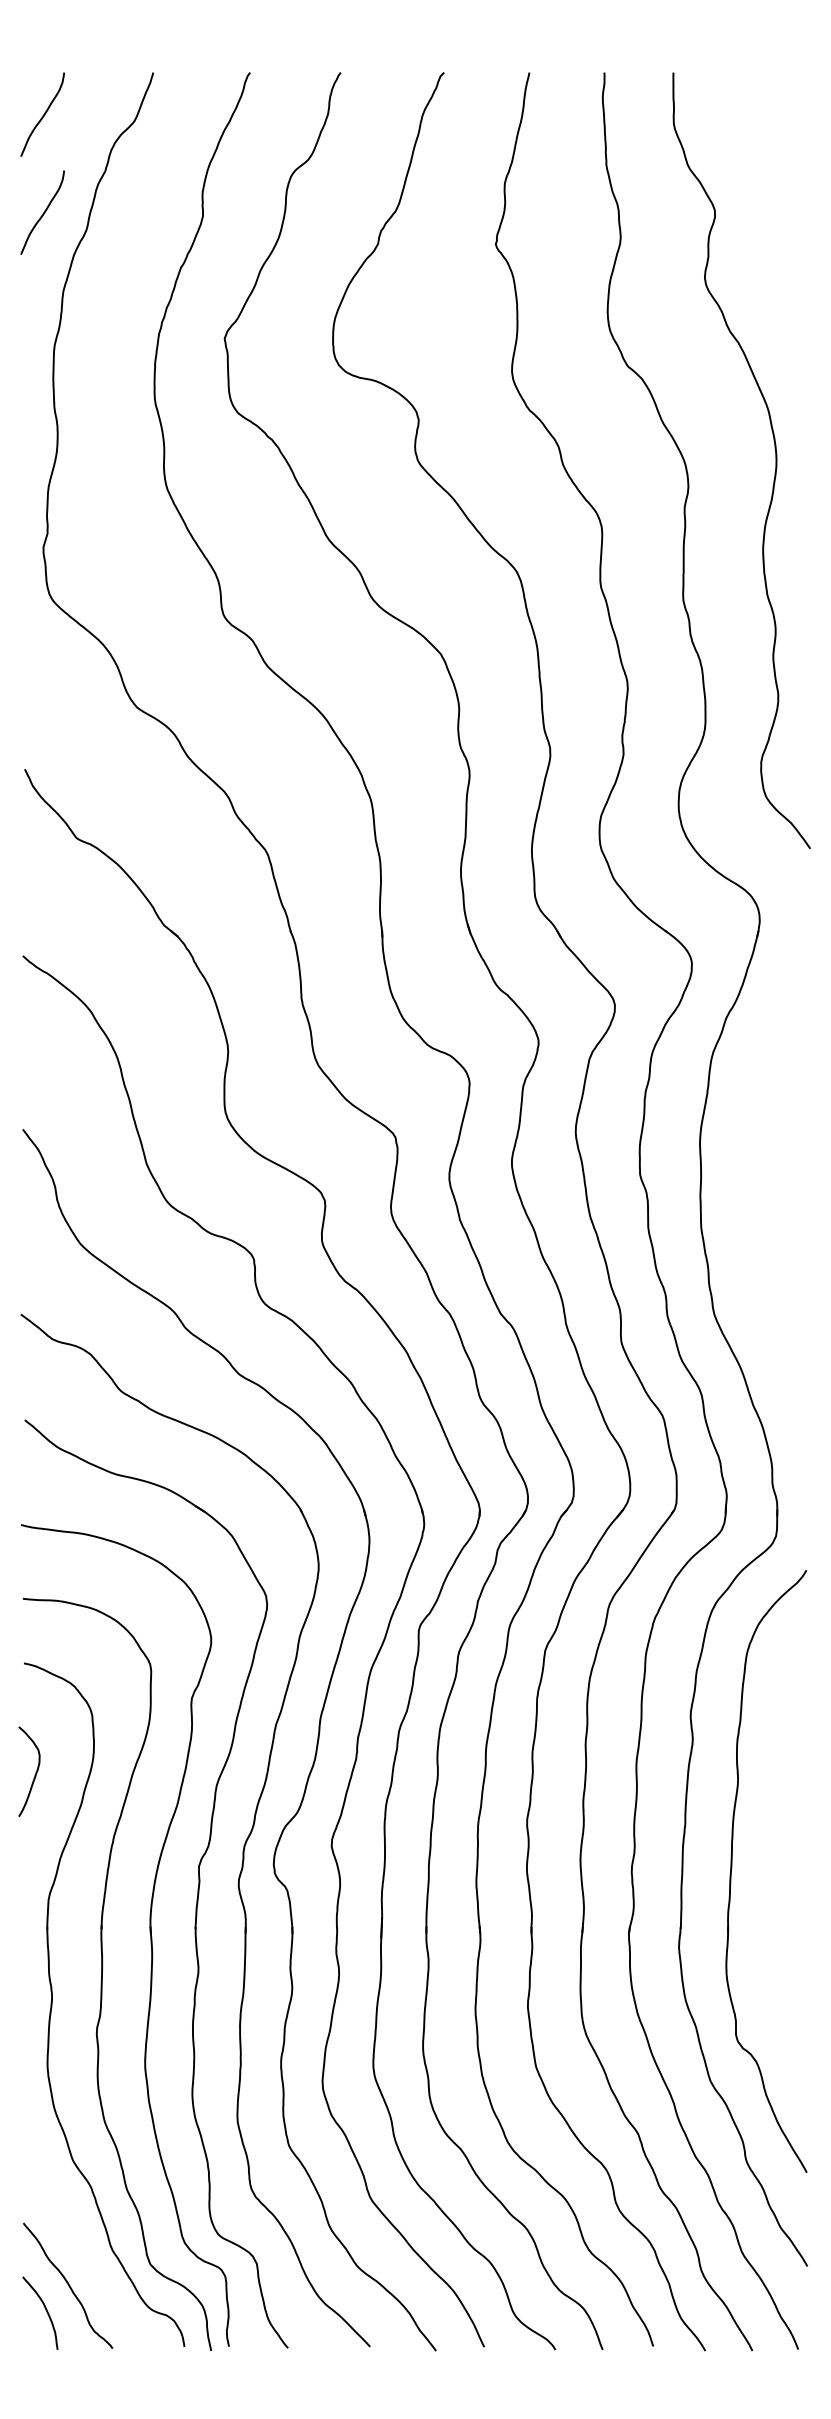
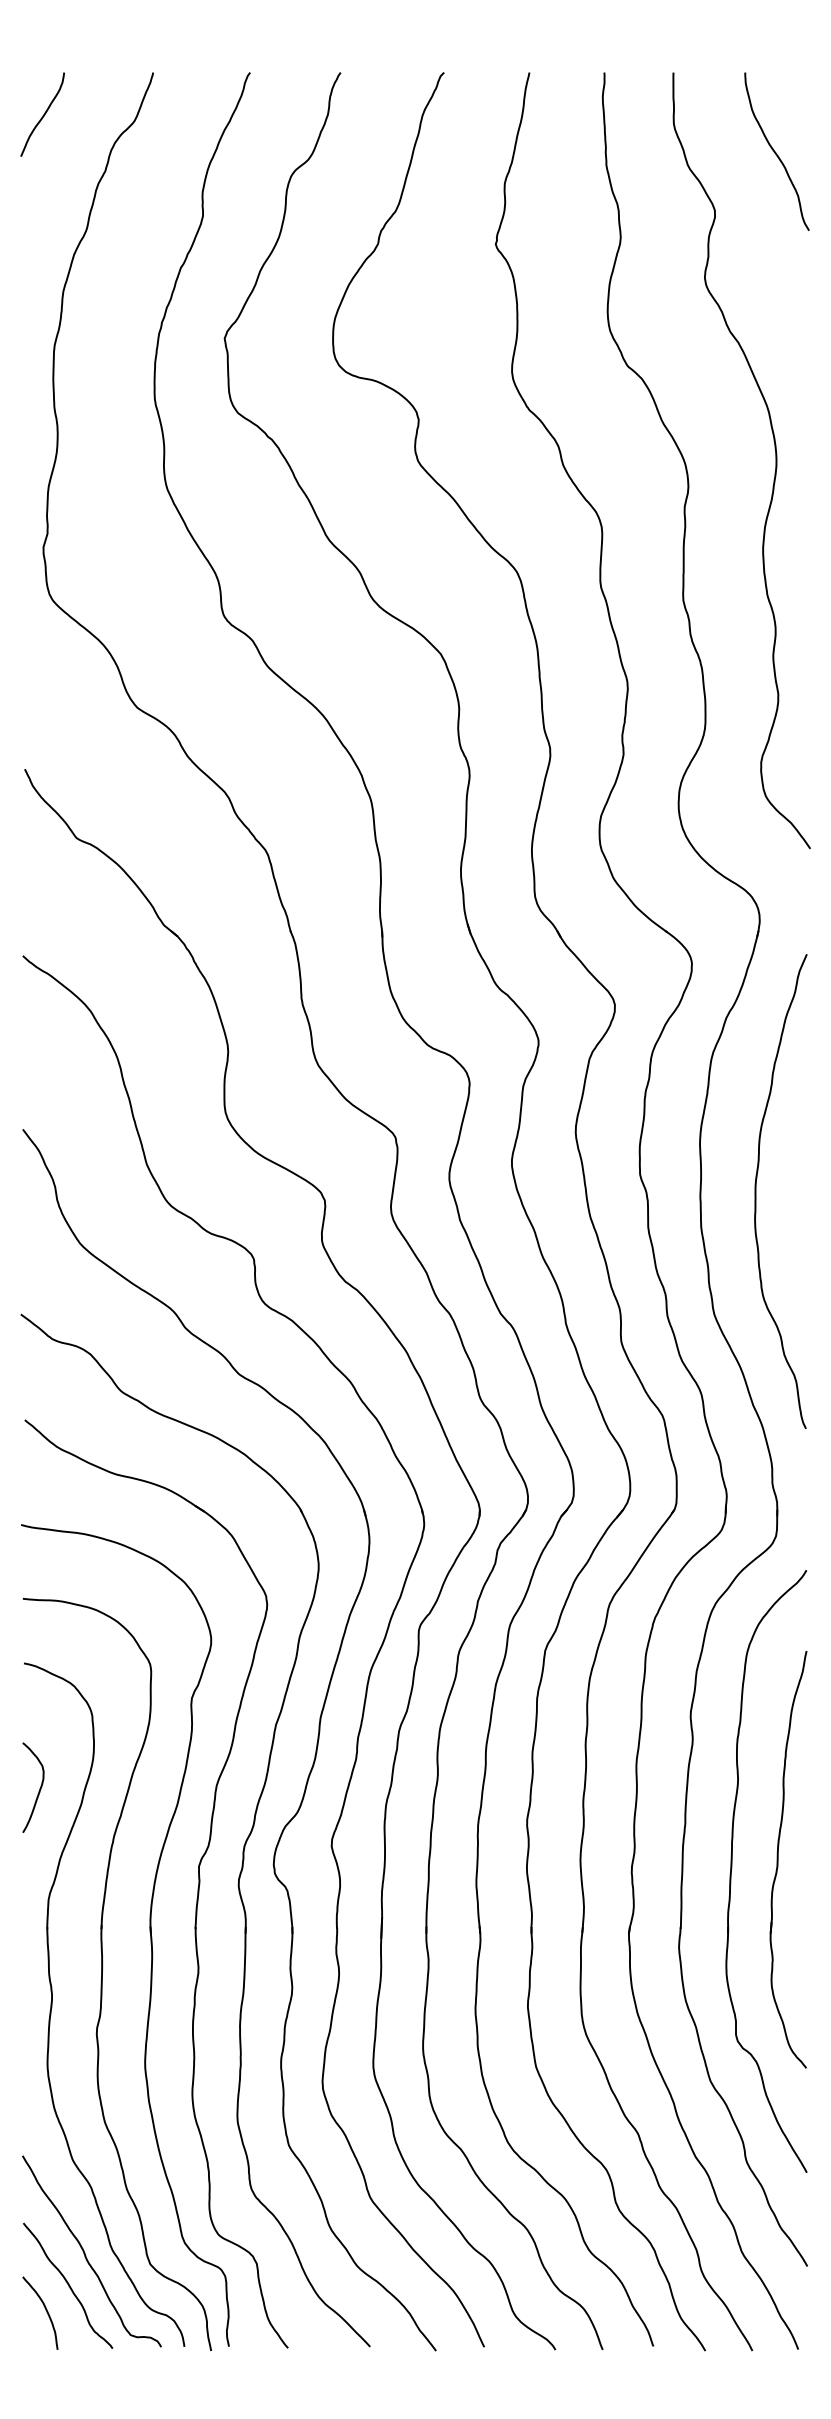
curve: none -> present (775, 151)
curve: present -> none (43, 212)
curve: none -> present (756, 1191)
curve position: (35, 1772) -> (39, 1788) (39, 1788)
part: none -> present (778, 1859)
curve: none -> present (85, 2252)
